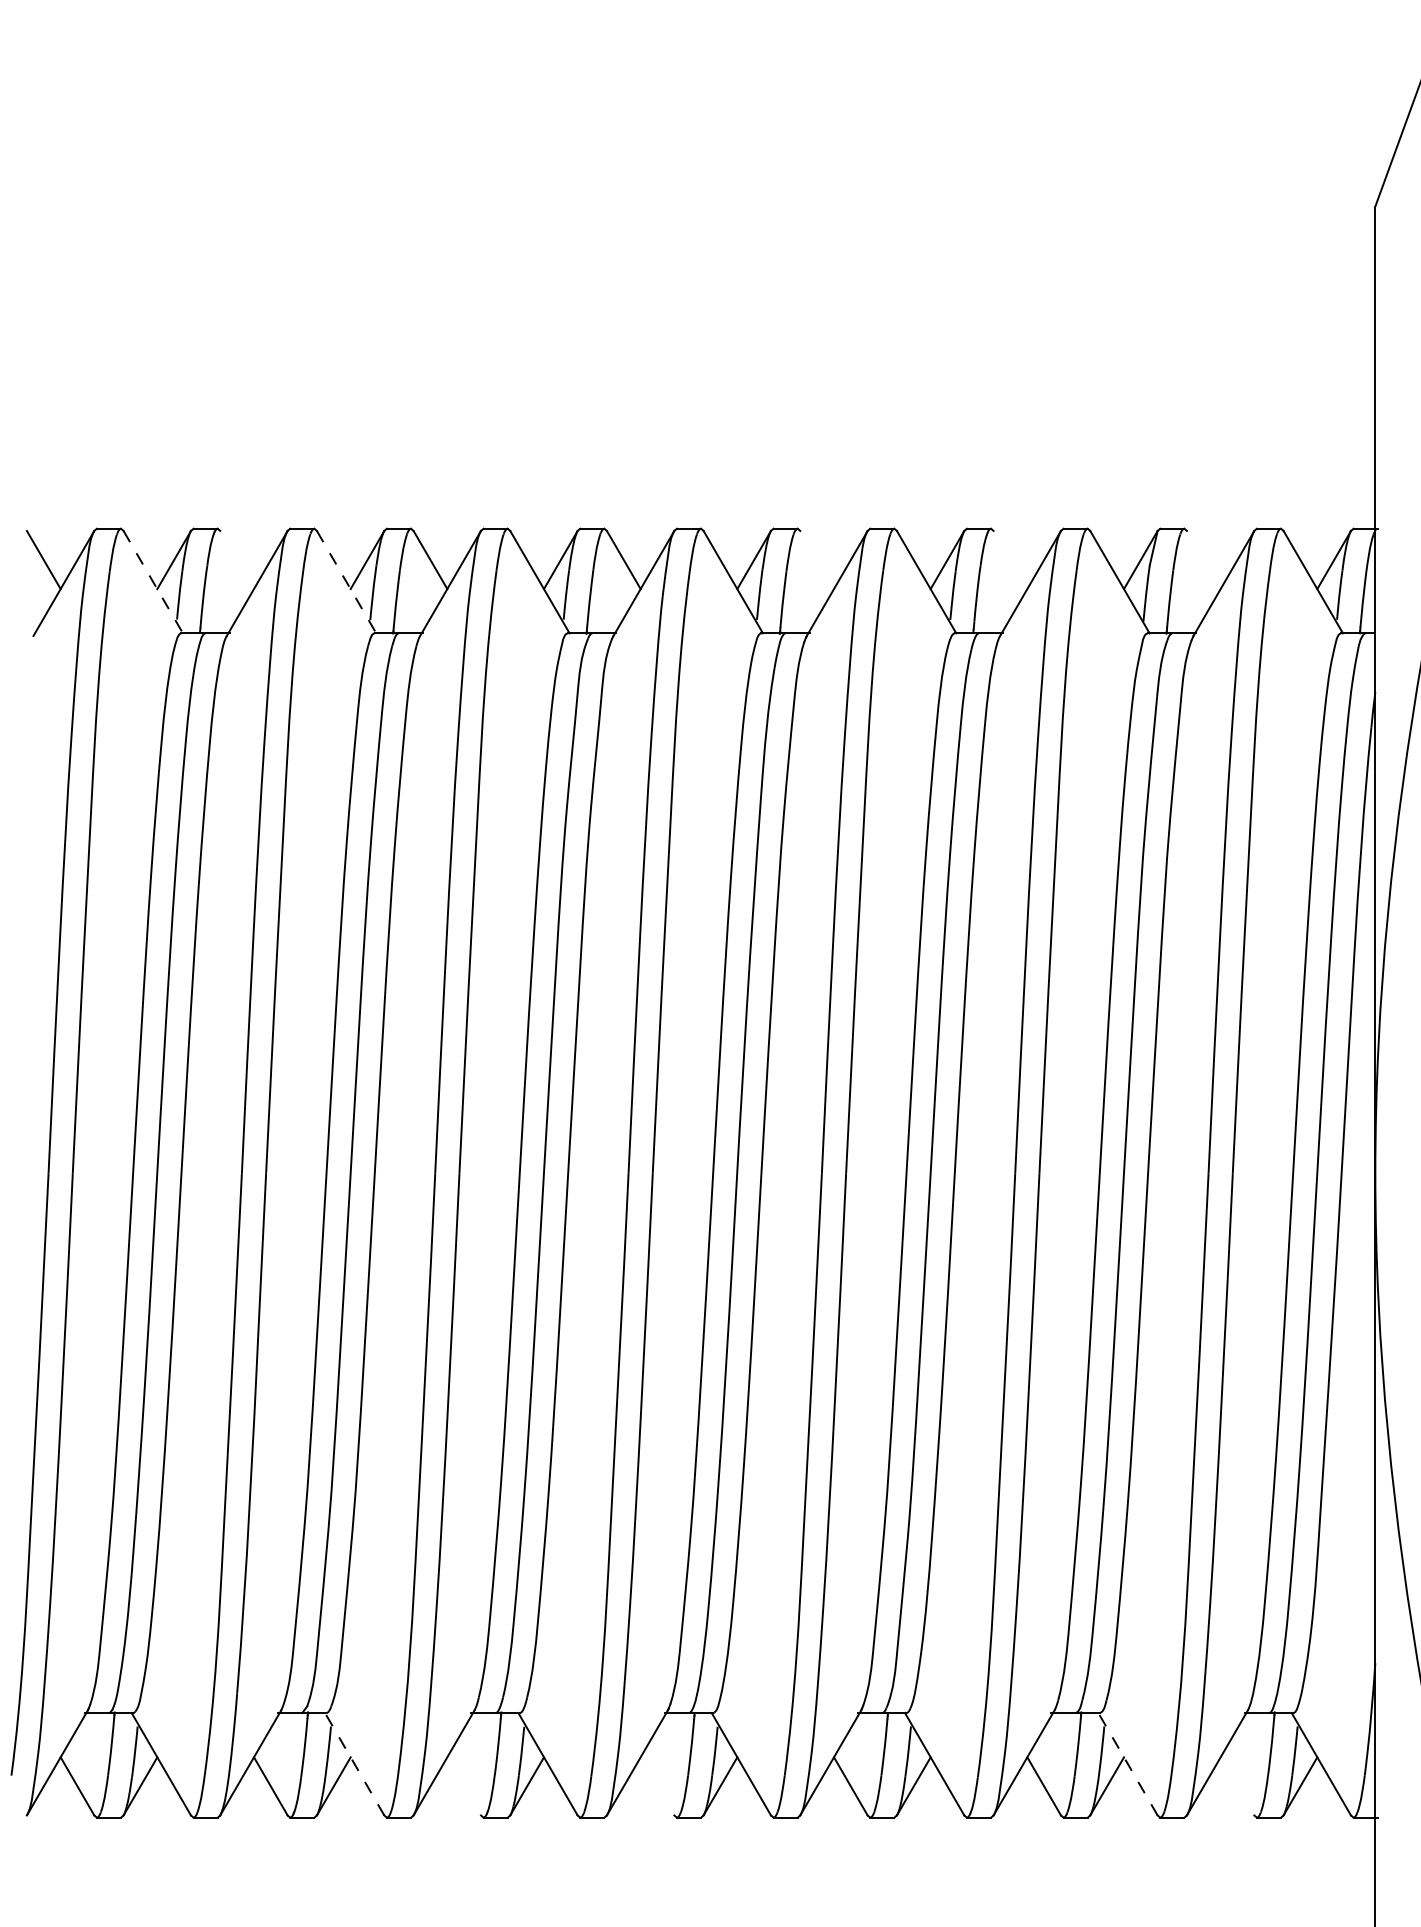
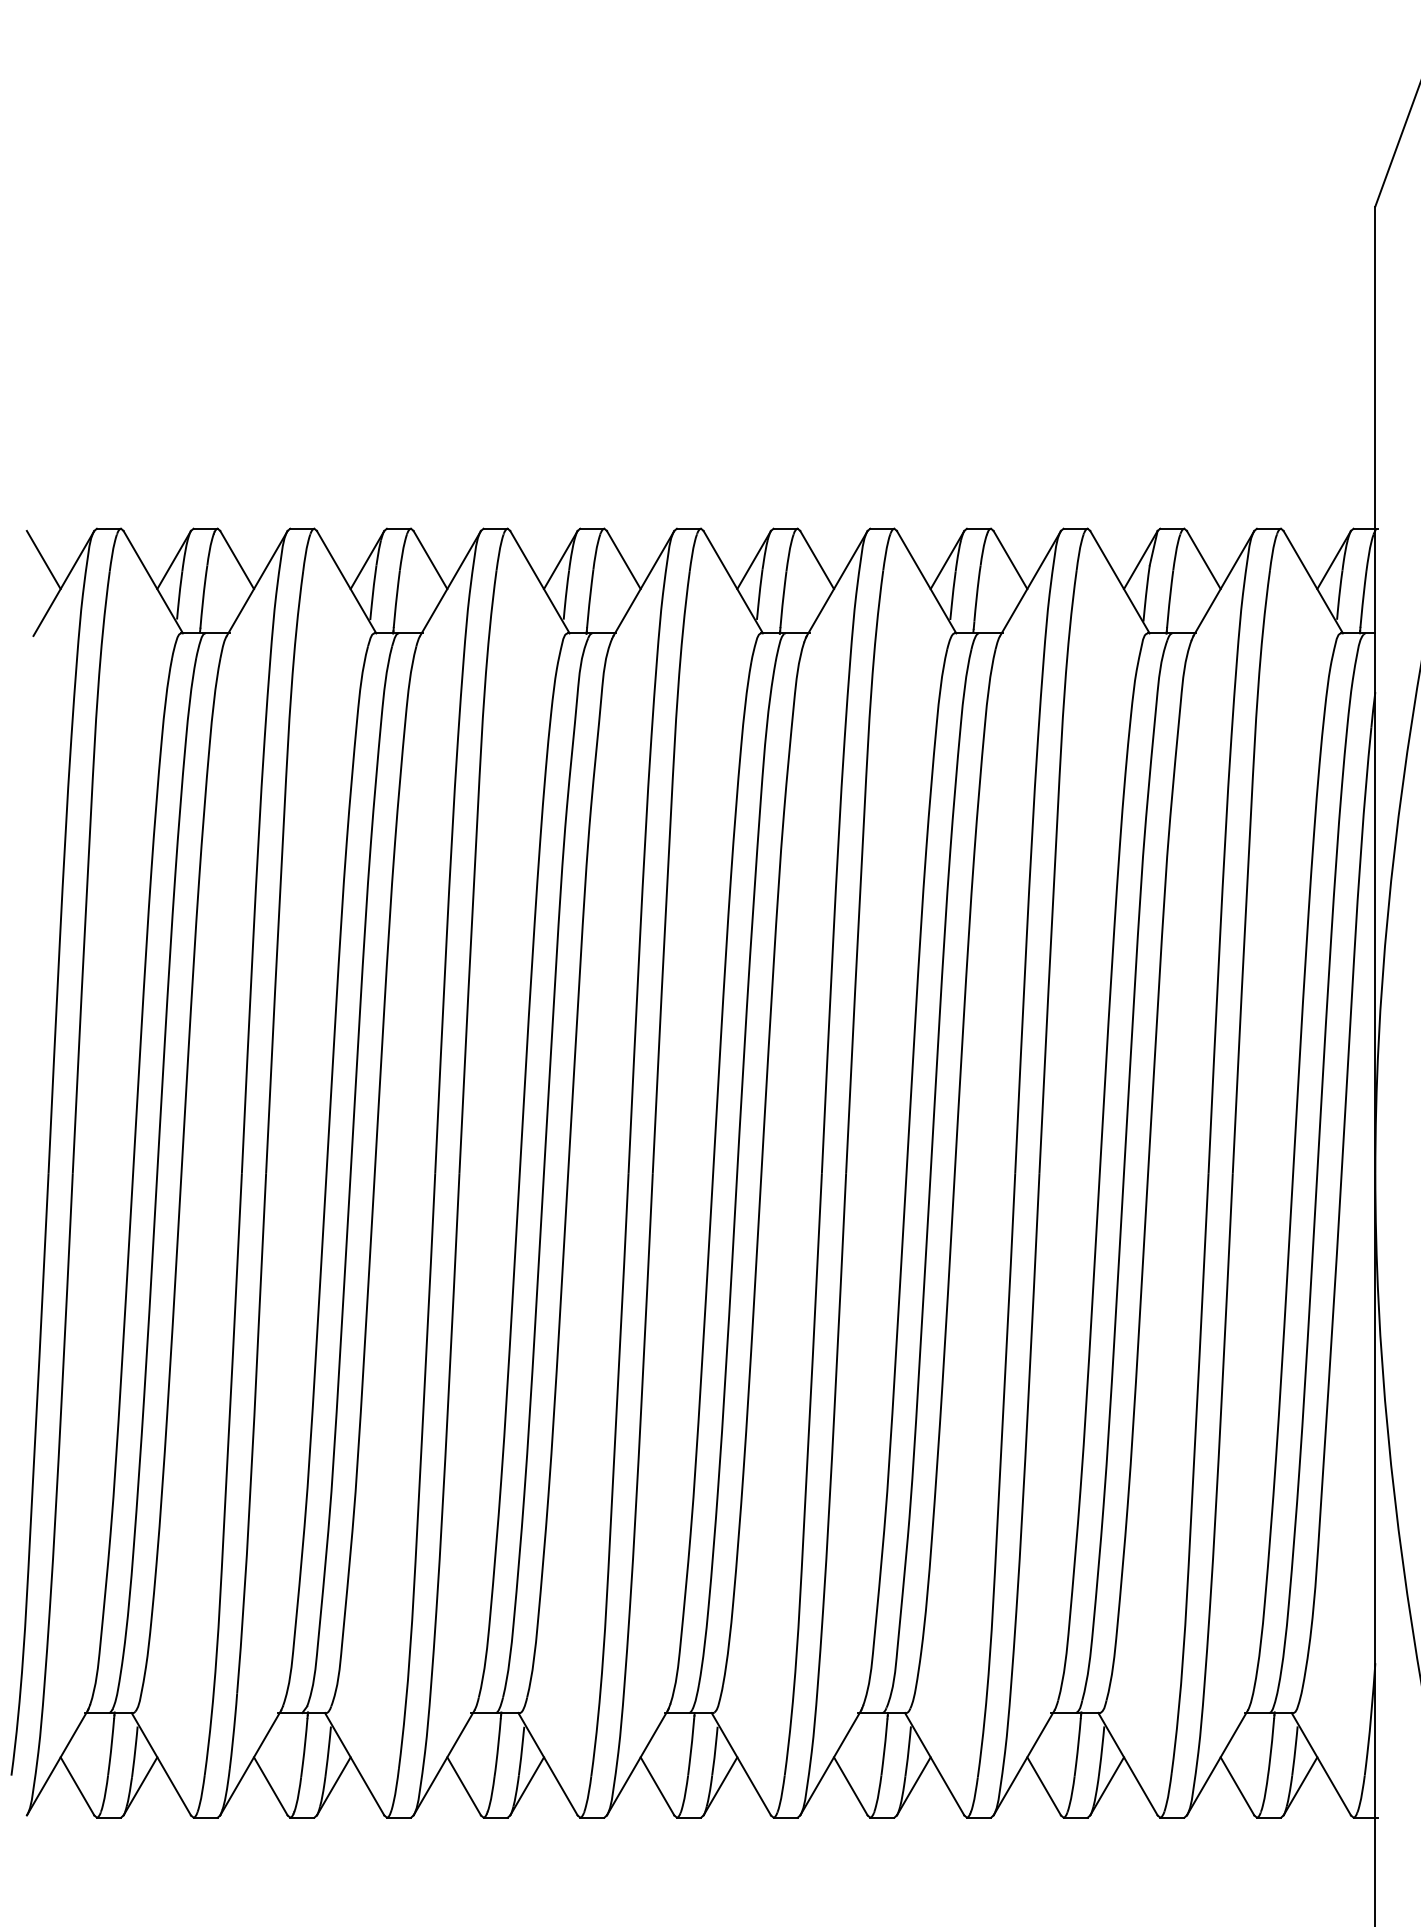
line: none -> present (237, 559)
line: none -> present (817, 559)
line: none -> present (1010, 559)
line: none -> present (1203, 559)
line: dashed -> solid (153, 582)
line: dashed -> solid (346, 582)
line: dashed -> solid (354, 1763)
line: dashed -> solid (1127, 1763)
line: none -> present (463, 1786)
line: none -> present (657, 1786)
line: none -> present (1237, 1786)
